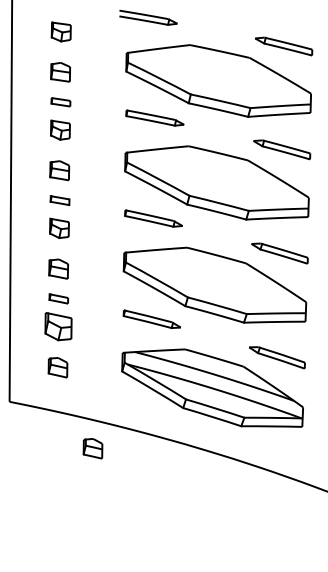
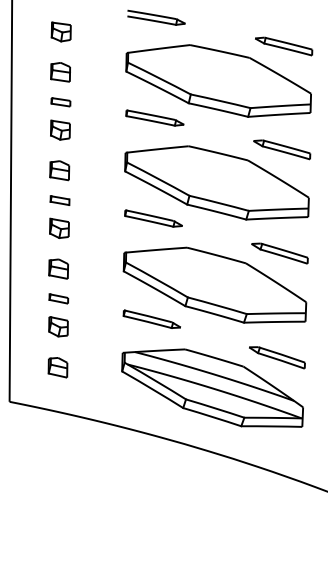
part position: (148, 17) -> (156, 17) (156, 17)
part size: 29x30 px -> 21x22 px (58, 326)
part: present -> none (92, 448)
